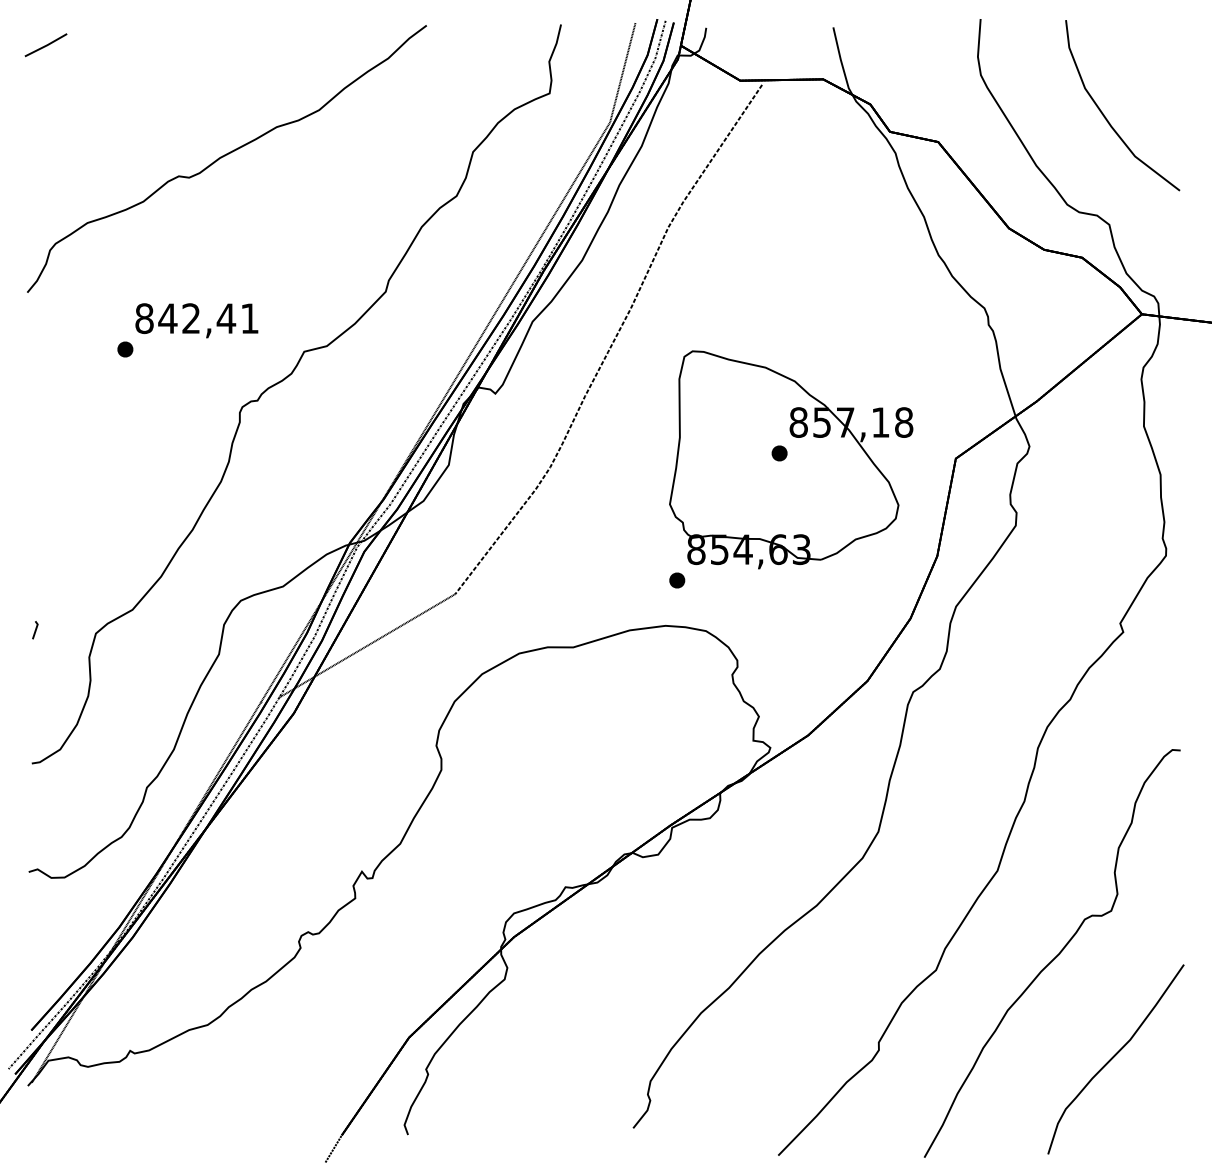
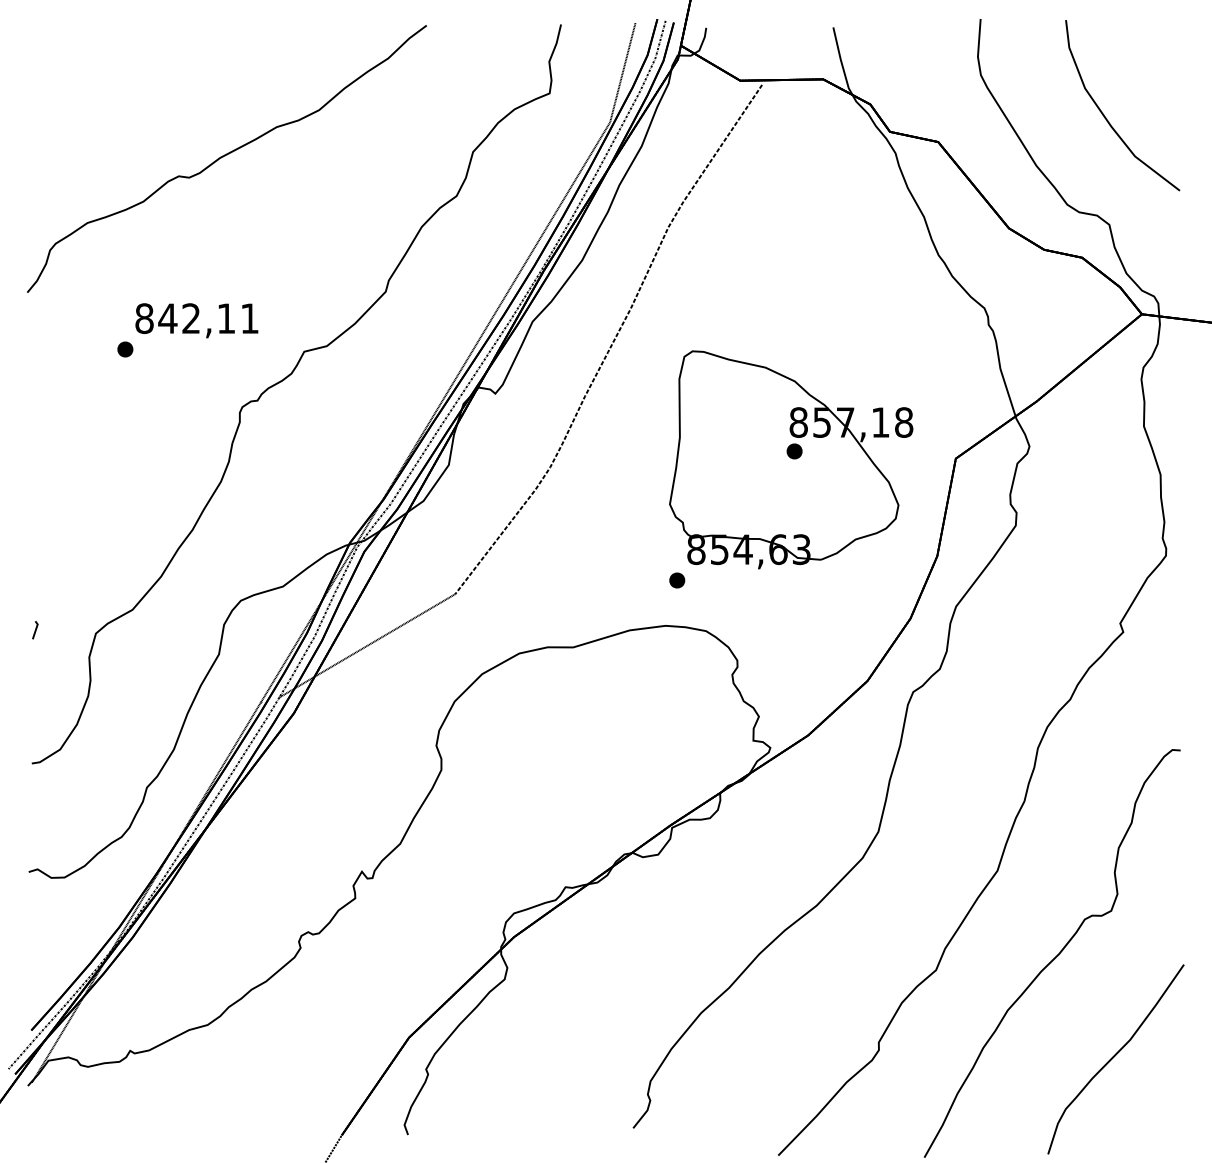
line: present -> none (45, 45)
text: 842,41 -> 842,11 (226, 318)
part position: (779, 453) -> (794, 451) (794, 451)
